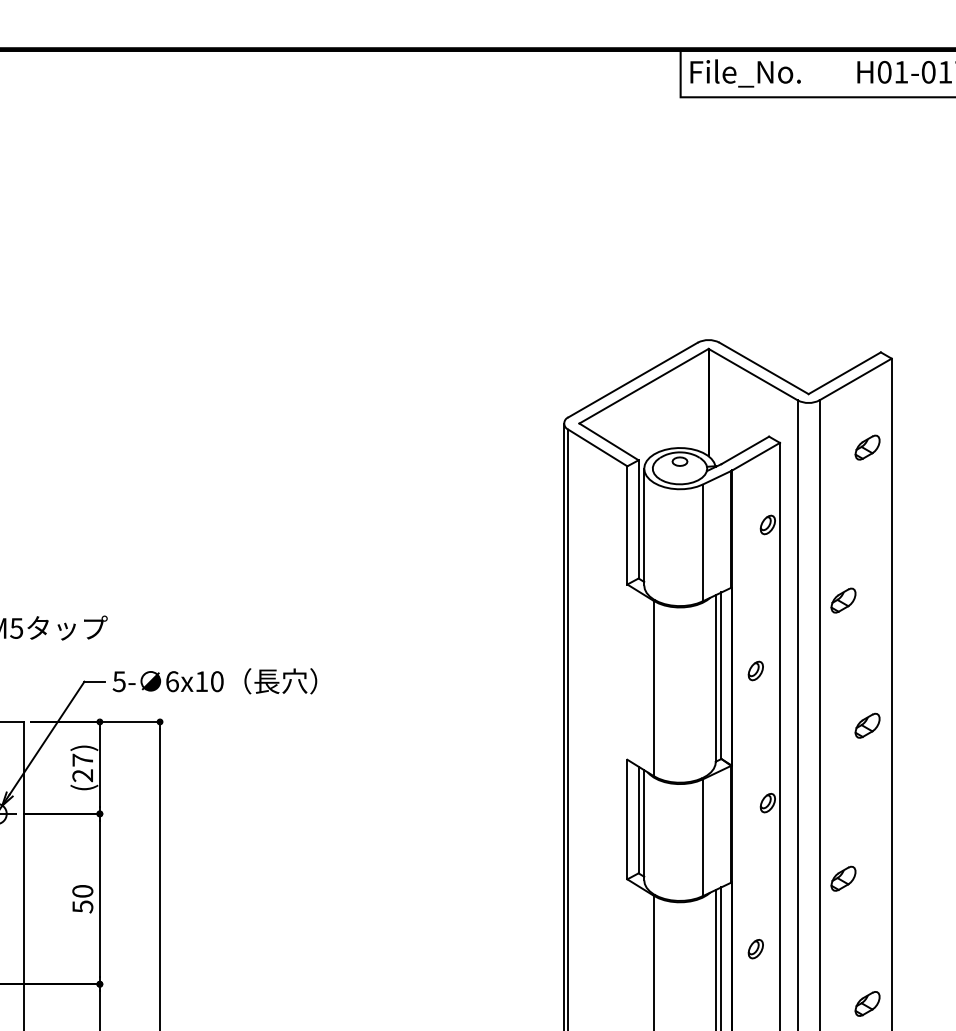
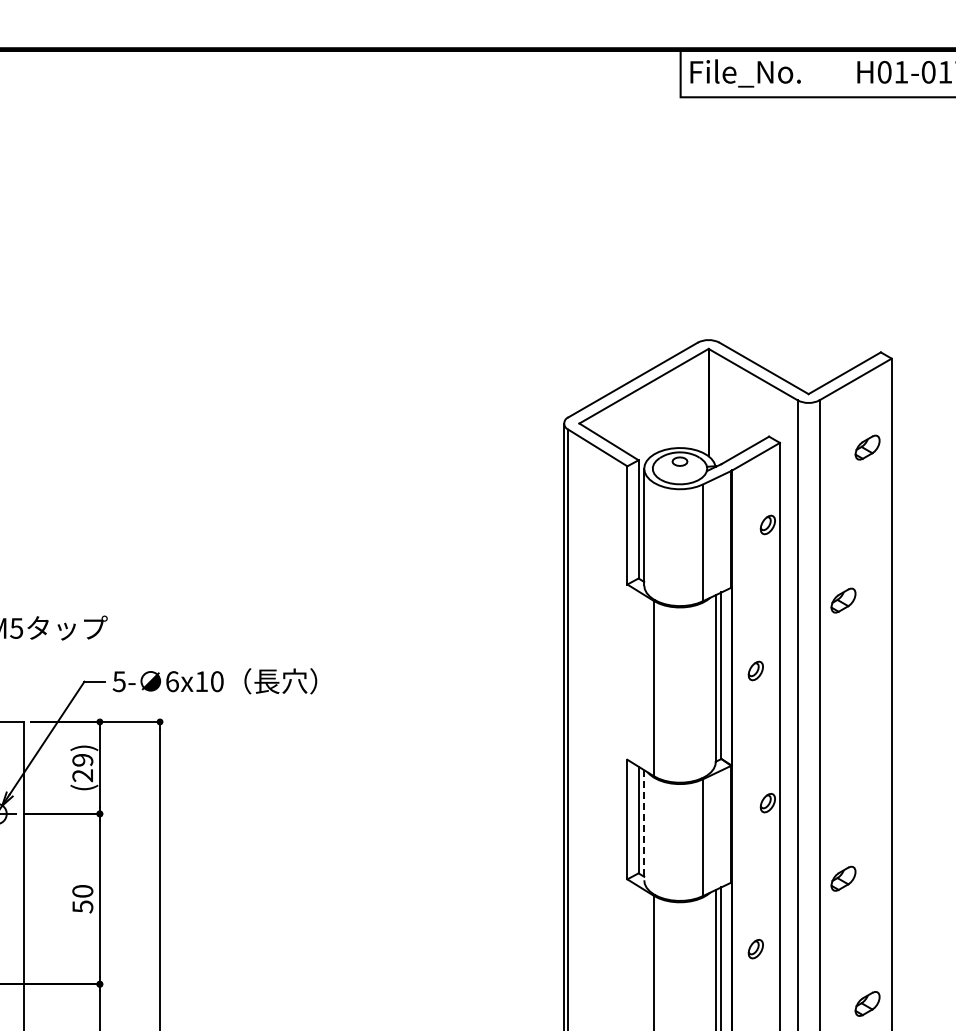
part: present -> none (867, 725)
text: (27) -> (29) (82, 759)
line: solid -> dashed (644, 825)
